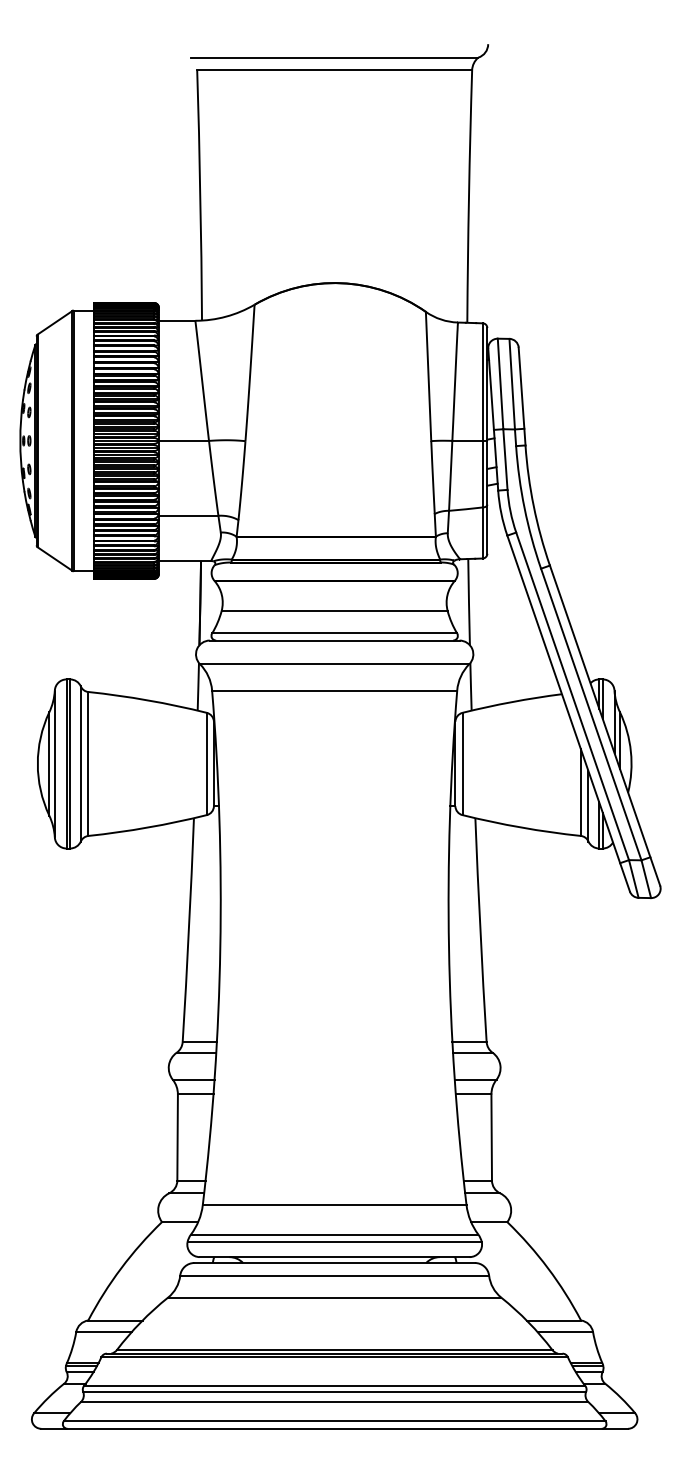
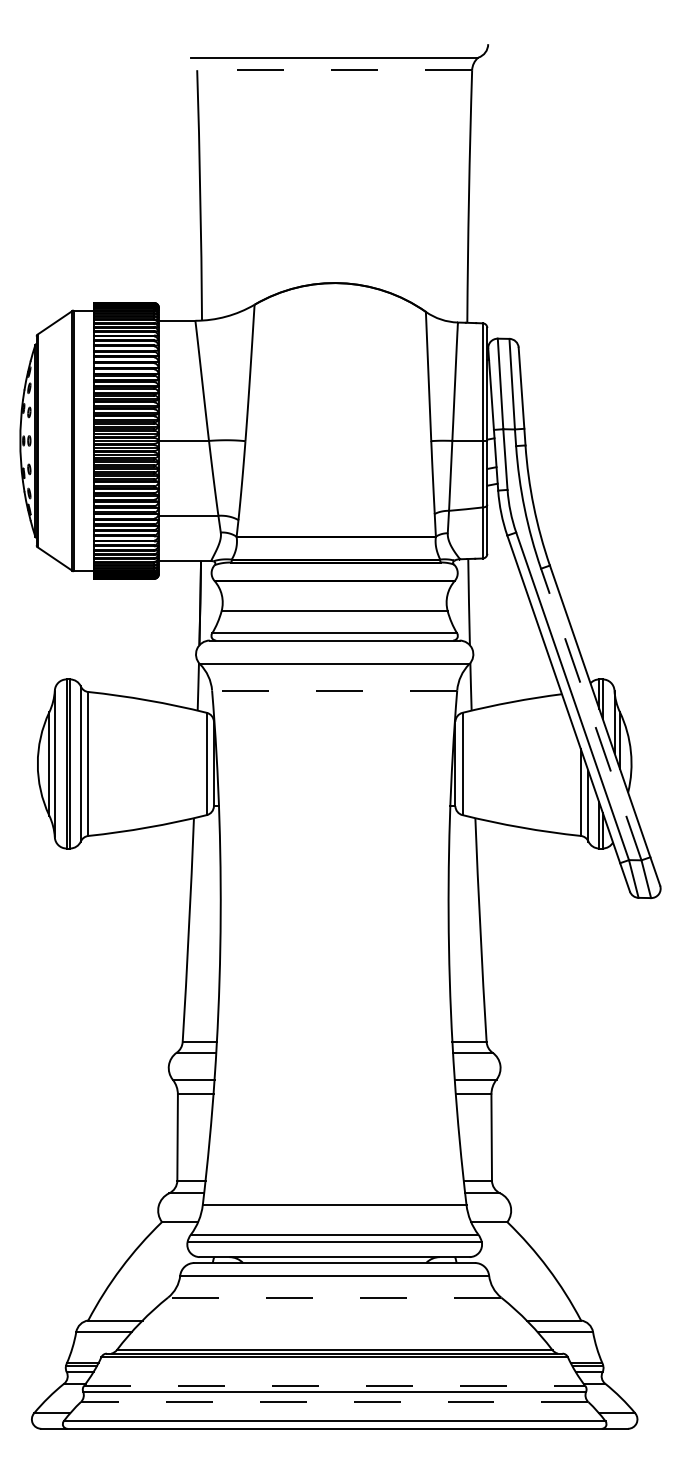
line: solid -> dashed (334, 70)
line: solid -> dashed (334, 690)
line: solid -> dashed (591, 714)
line: solid -> dashed (334, 1297)
line: solid -> dashed (334, 1385)
line: solid -> dashed (334, 1402)
